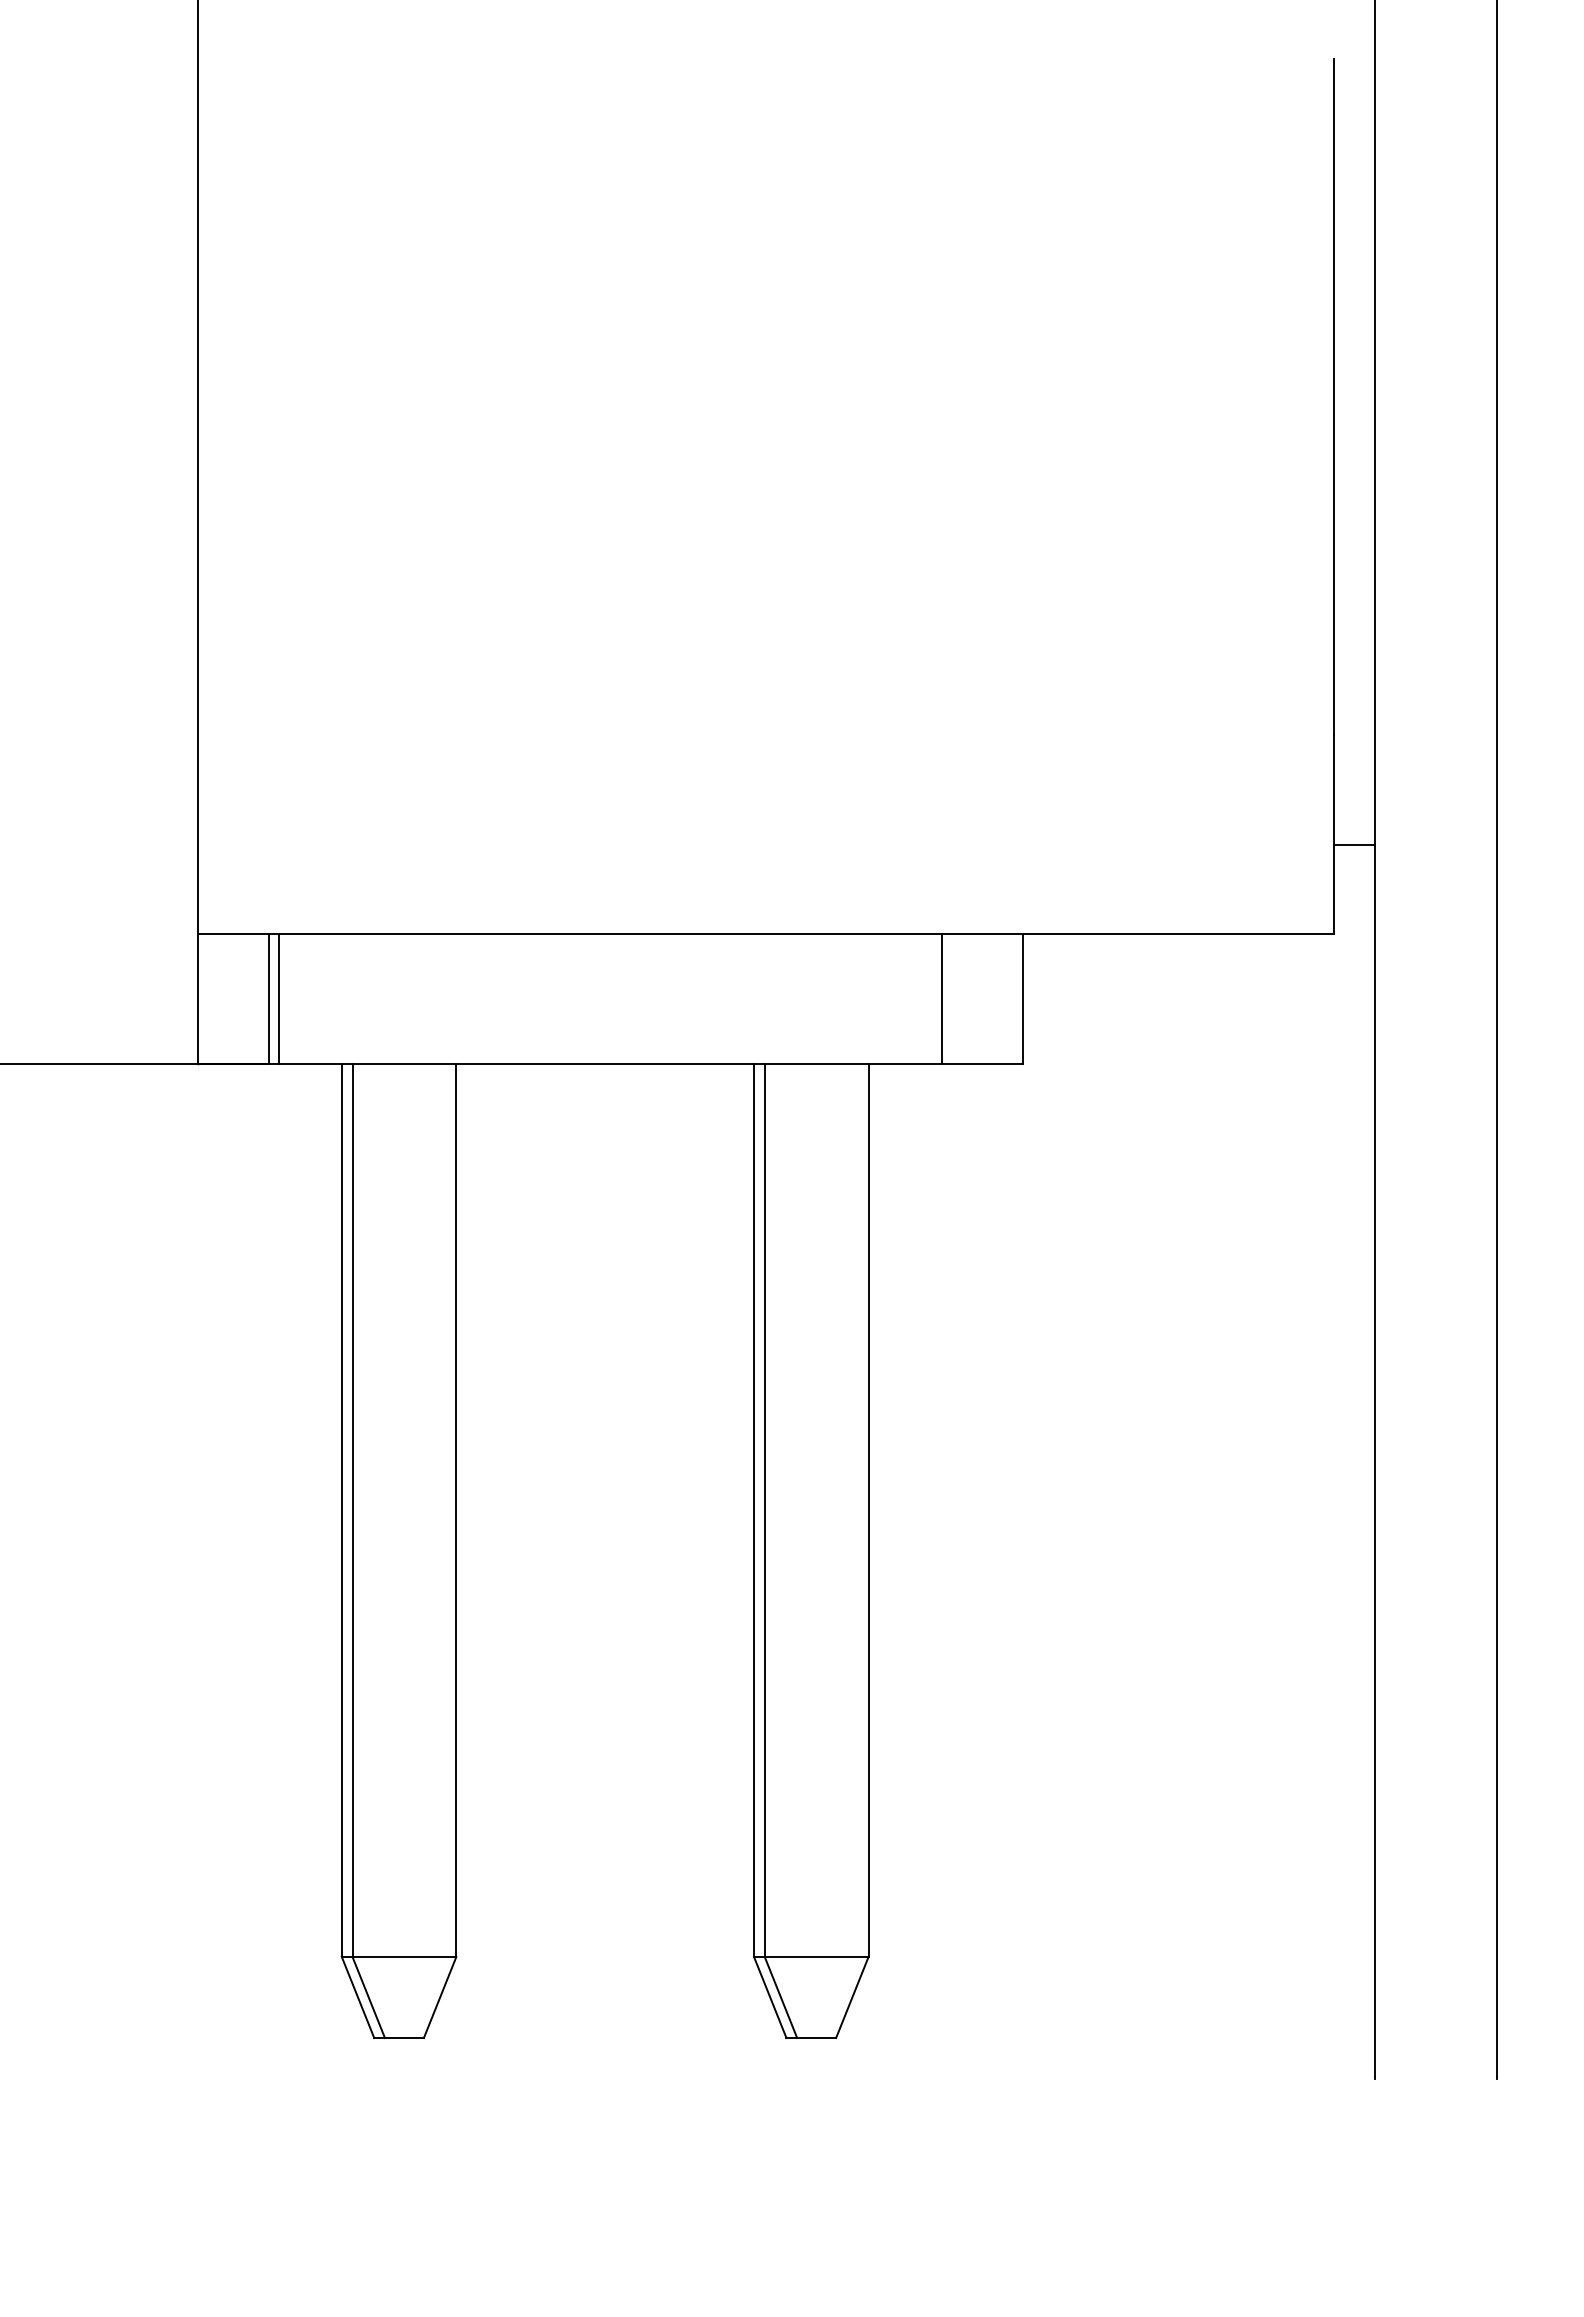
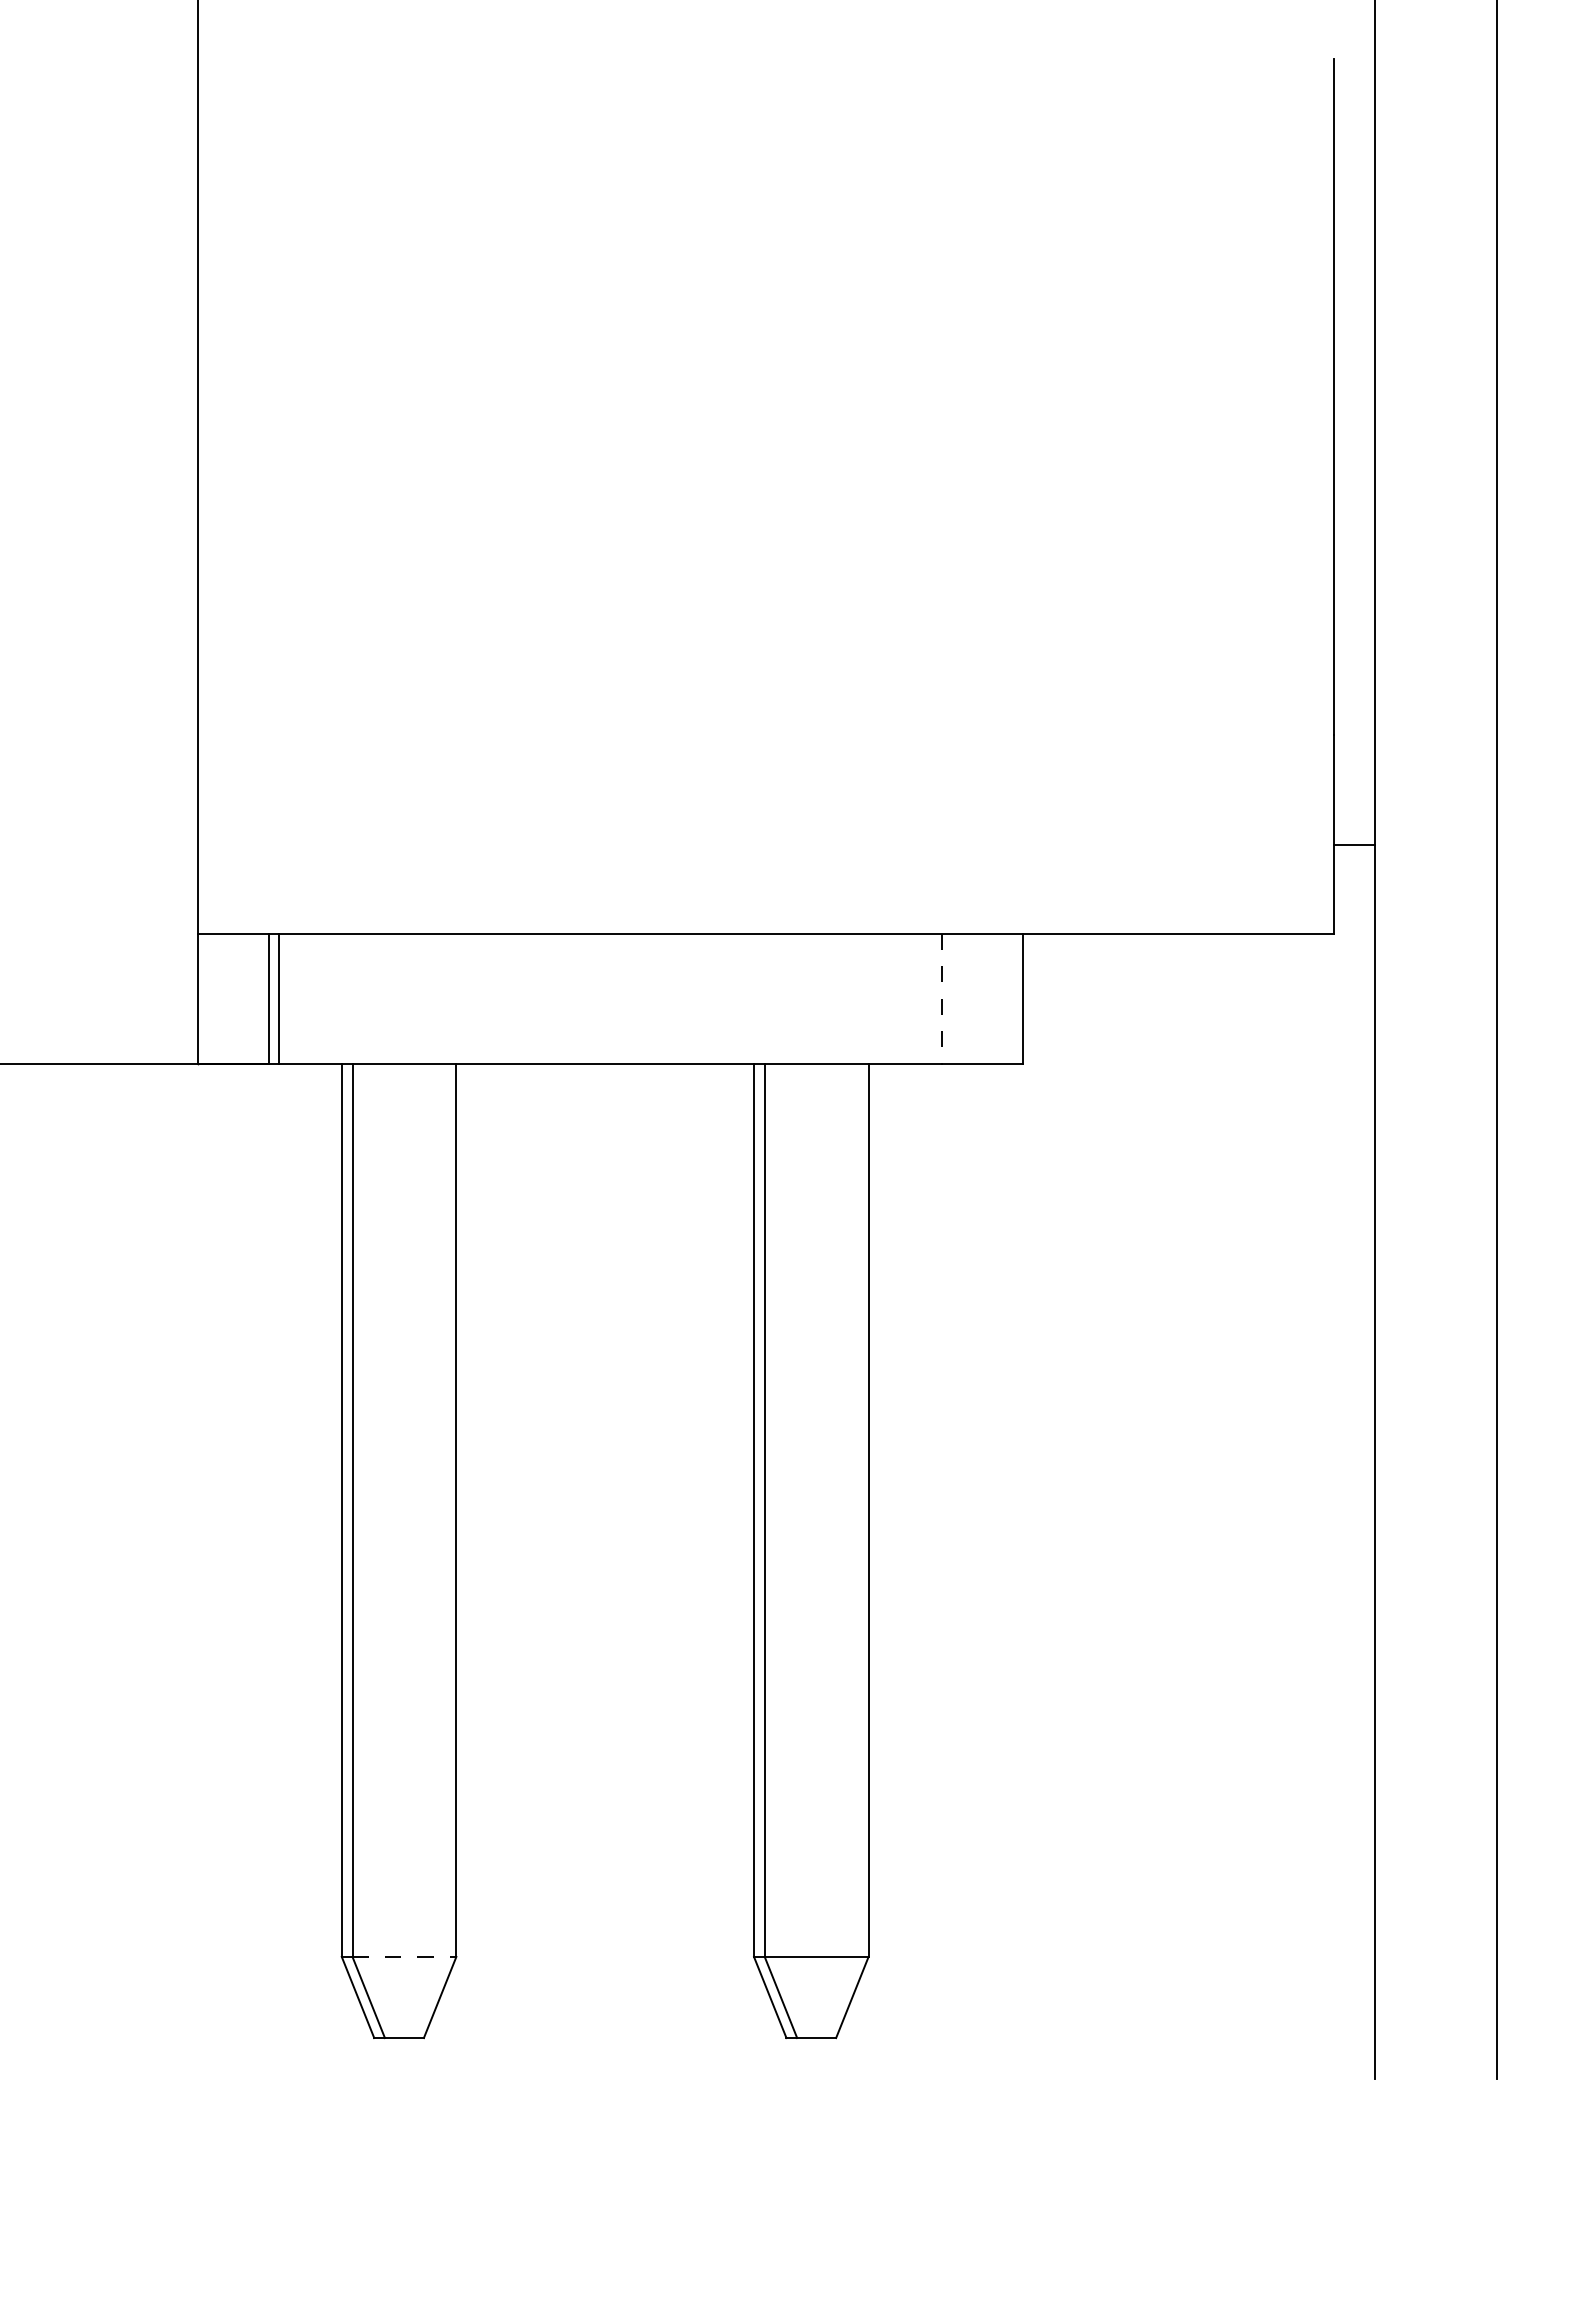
line: solid -> dashed (941, 999)
line: solid -> dashed (404, 1956)
